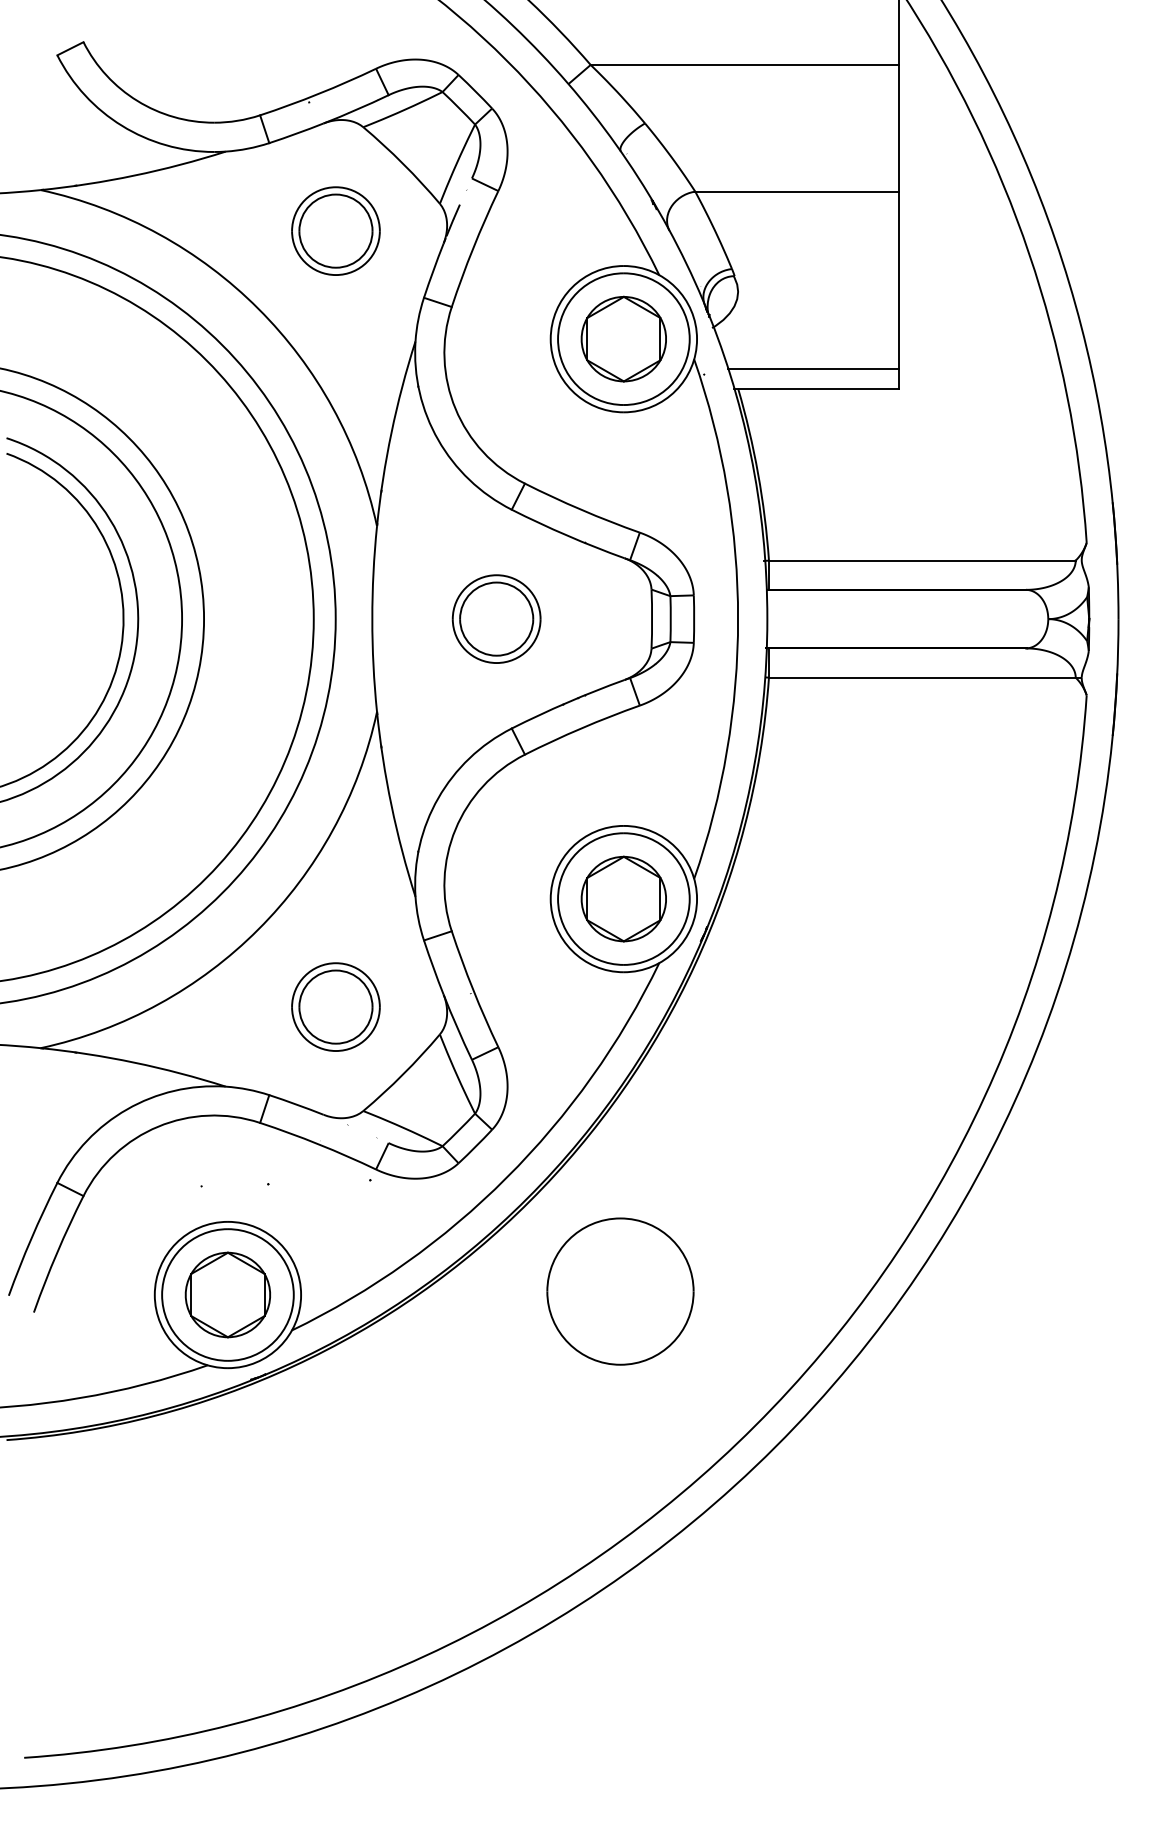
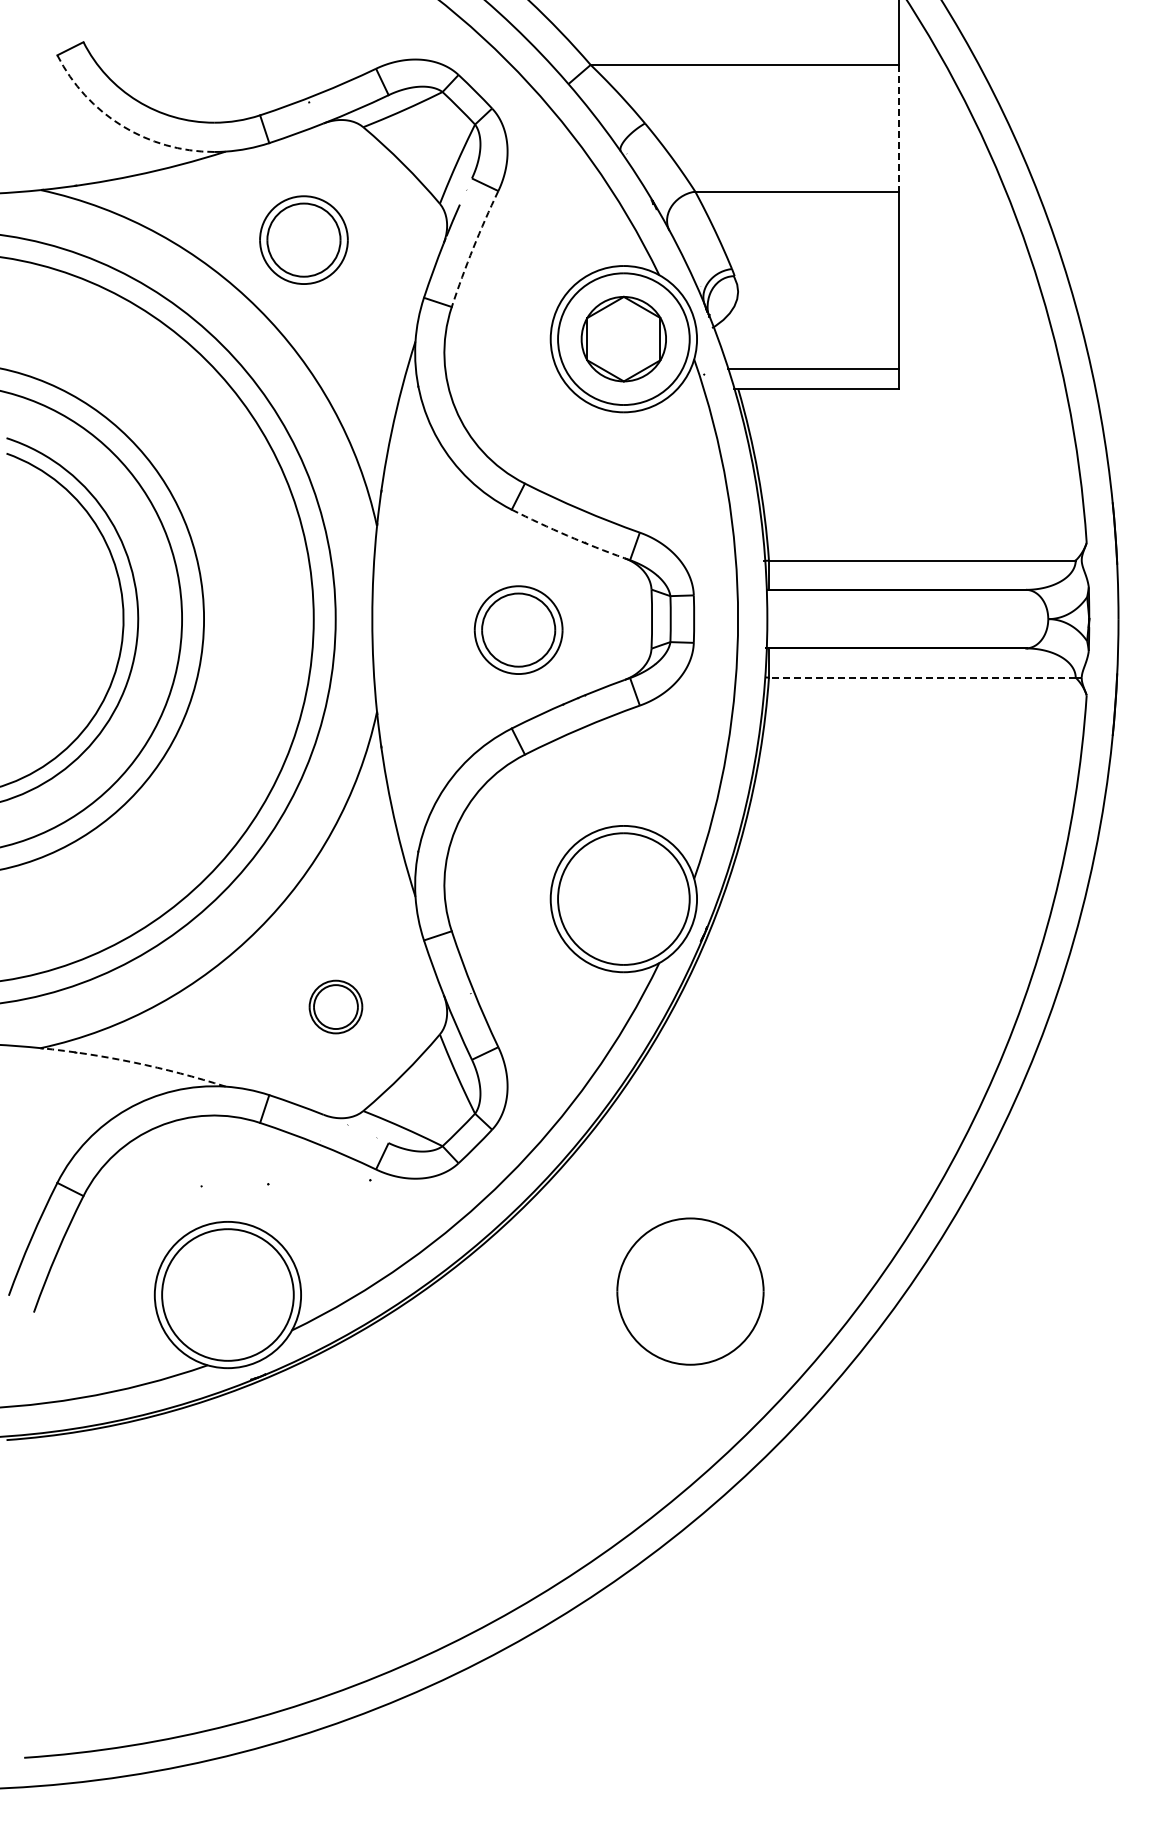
arc: solid -> dashed (122, 125)
line: solid -> dashed (899, 128)
part position: (335, 230) -> (303, 239) (303, 239)
arc: solid -> dashed (473, 248)
arc: solid -> dashed (567, 535)
part position: (496, 618) -> (518, 629) (518, 629)
line: solid -> dashed (921, 677)
part: present -> none (623, 898)
part size: 90x90 px -> 56x56 px (335, 1006)
arc: solid -> dashed (134, 1062)
part position: (620, 1291) -> (690, 1291) (690, 1291)
part: present -> none (227, 1294)
